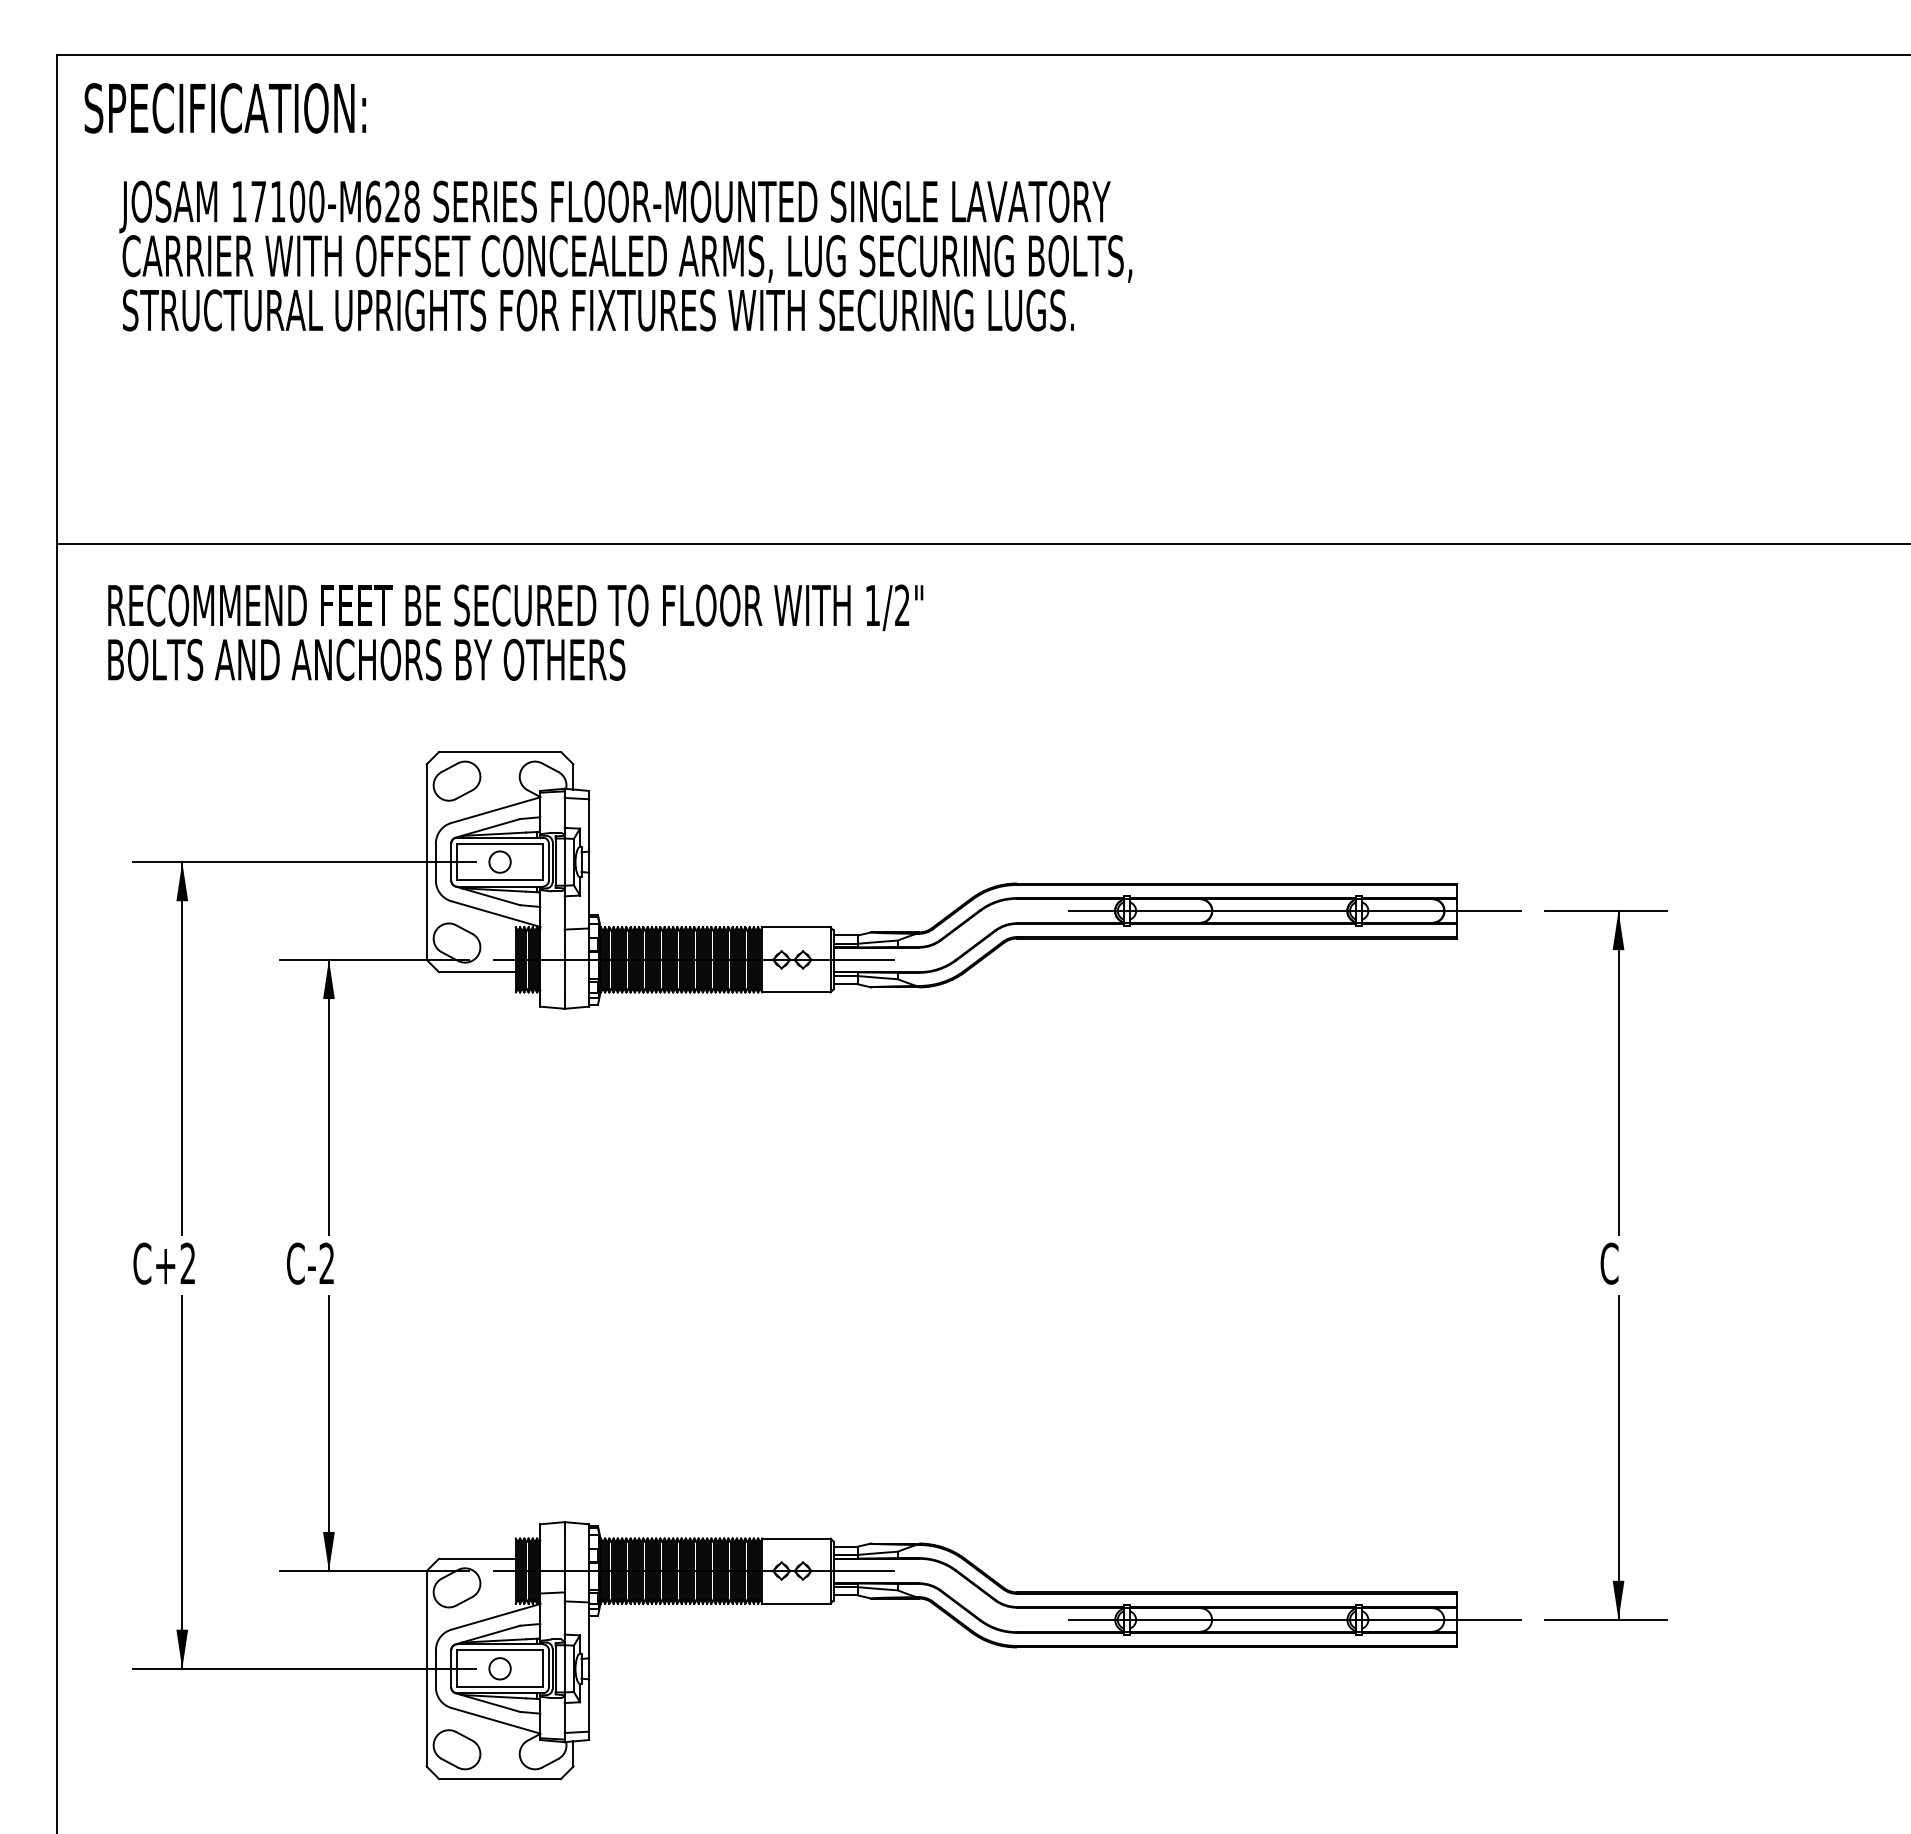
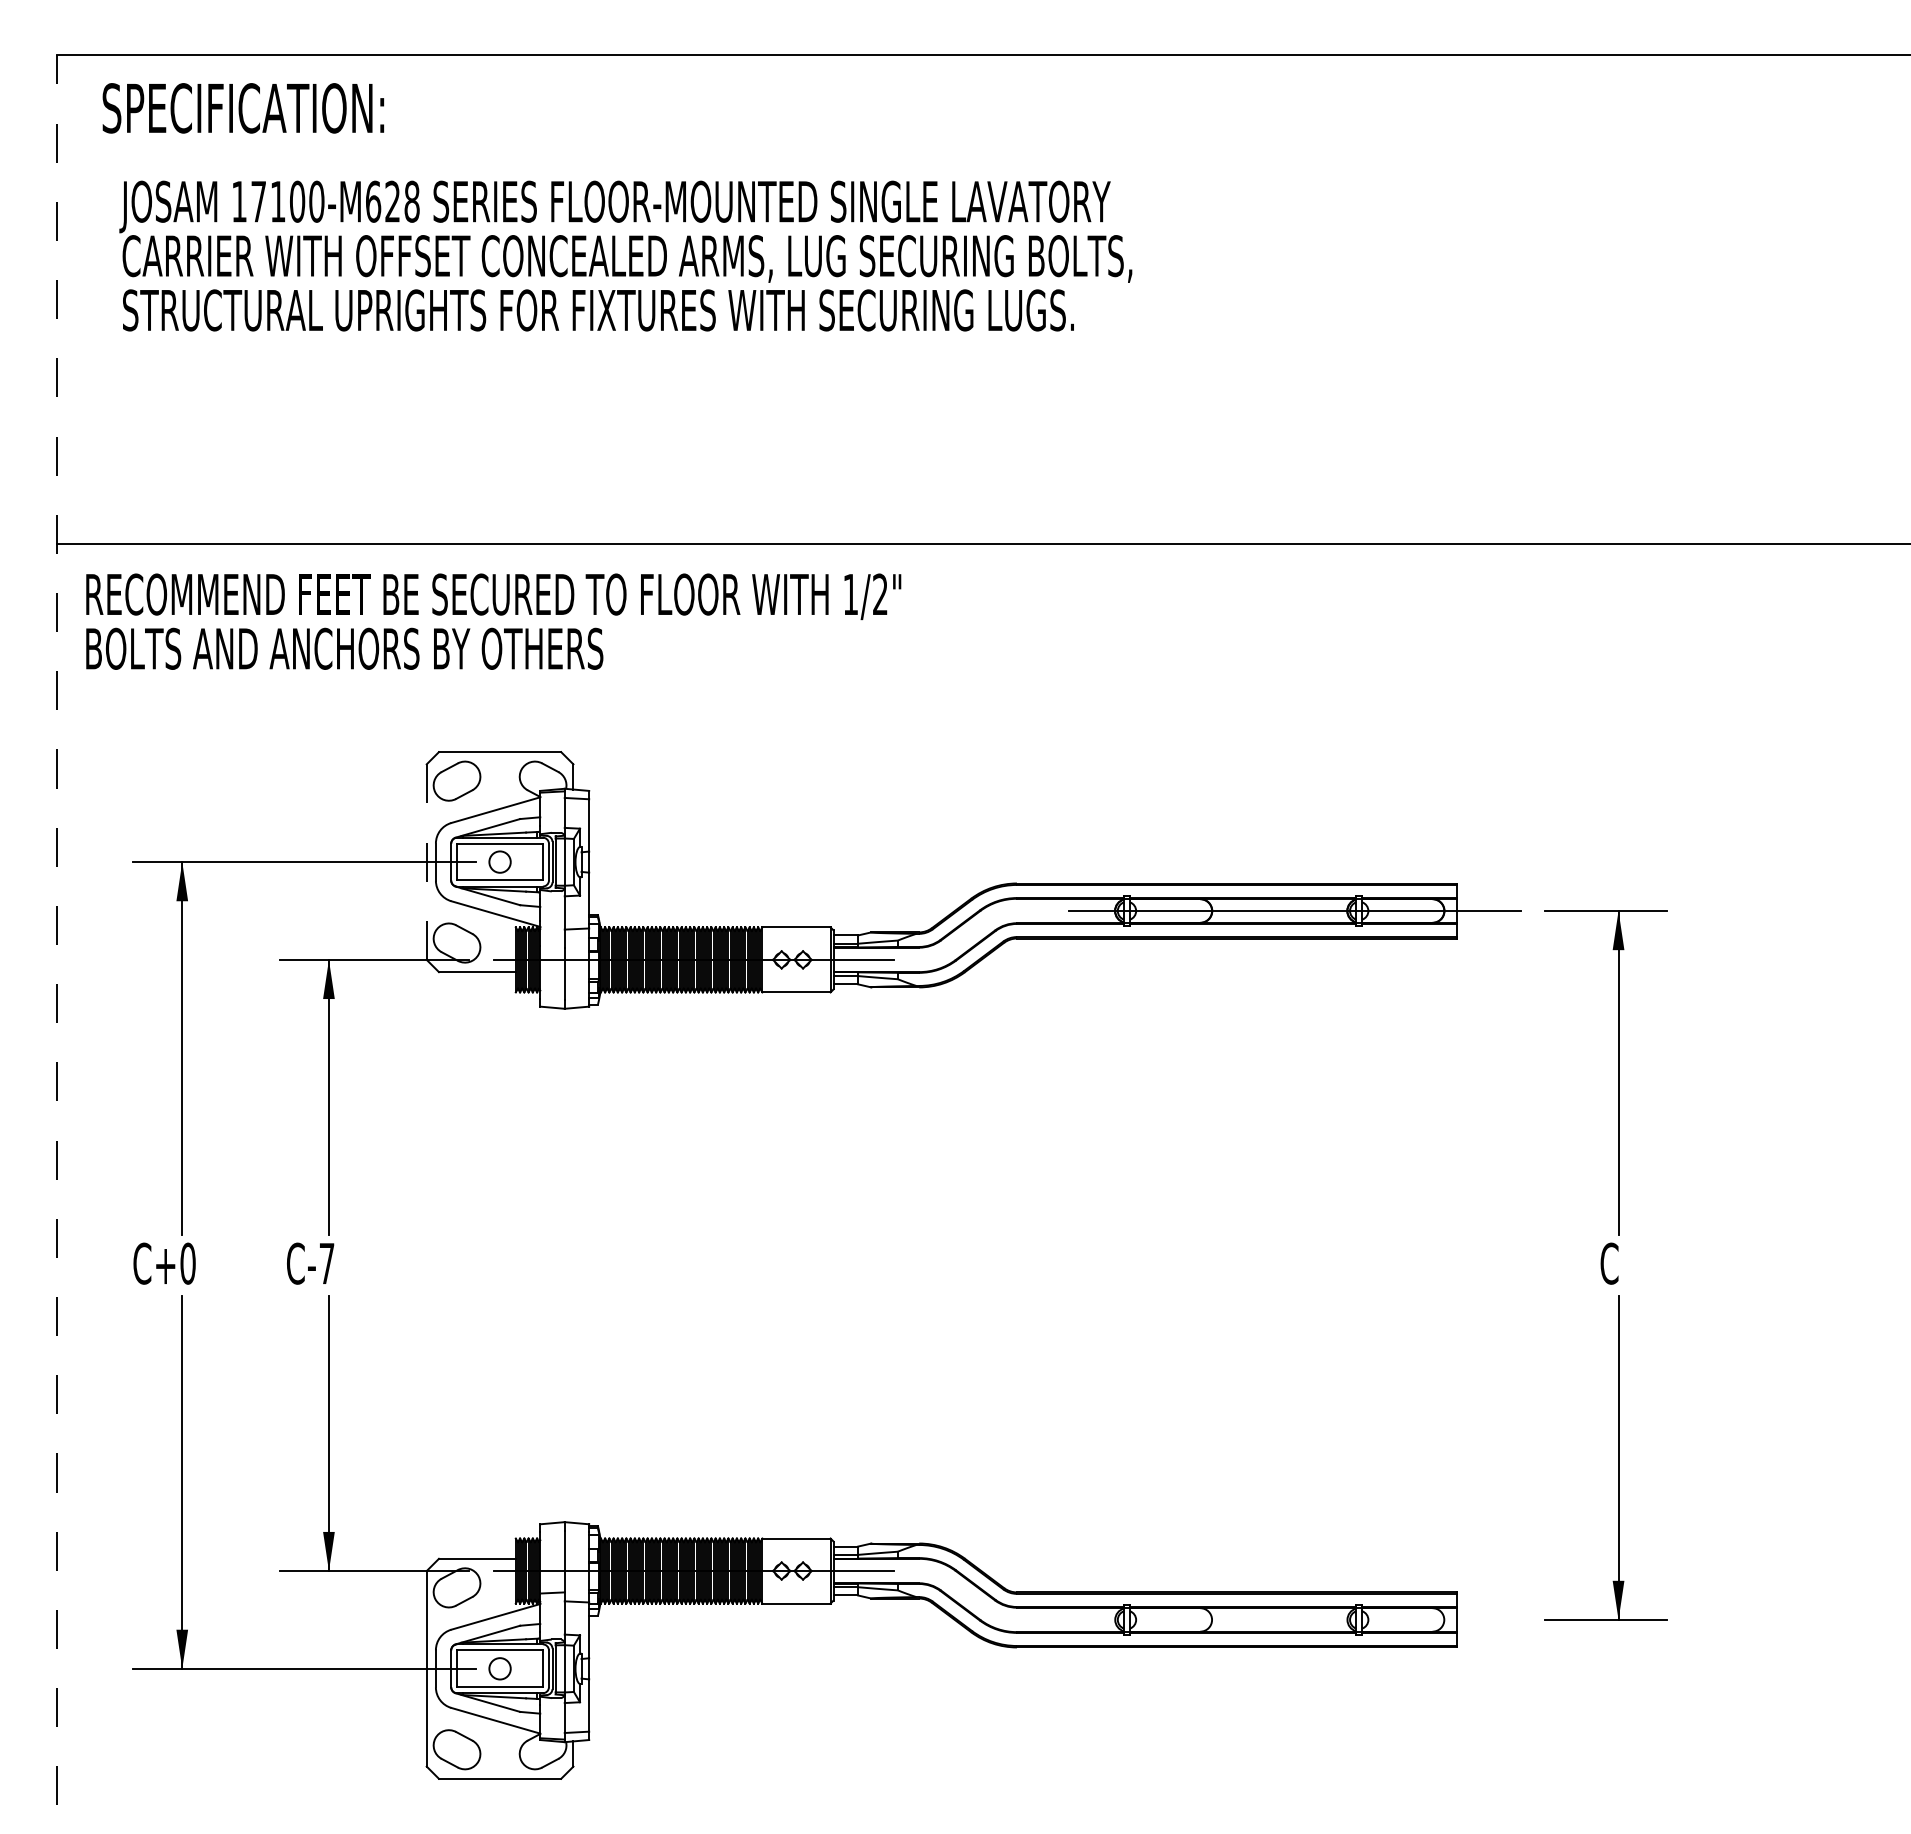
text position: (225, 108) -> (243, 108) (243, 108)
part position: (514, 638) -> (492, 627) (492, 627)
line: solid -> dashed (426, 862)
line: solid -> dashed (57, 944)
text: C-2 -> C-7 (326, 1262)
text: C+2 -> C+0 (187, 1263)
line: present -> none (1294, 1619)
